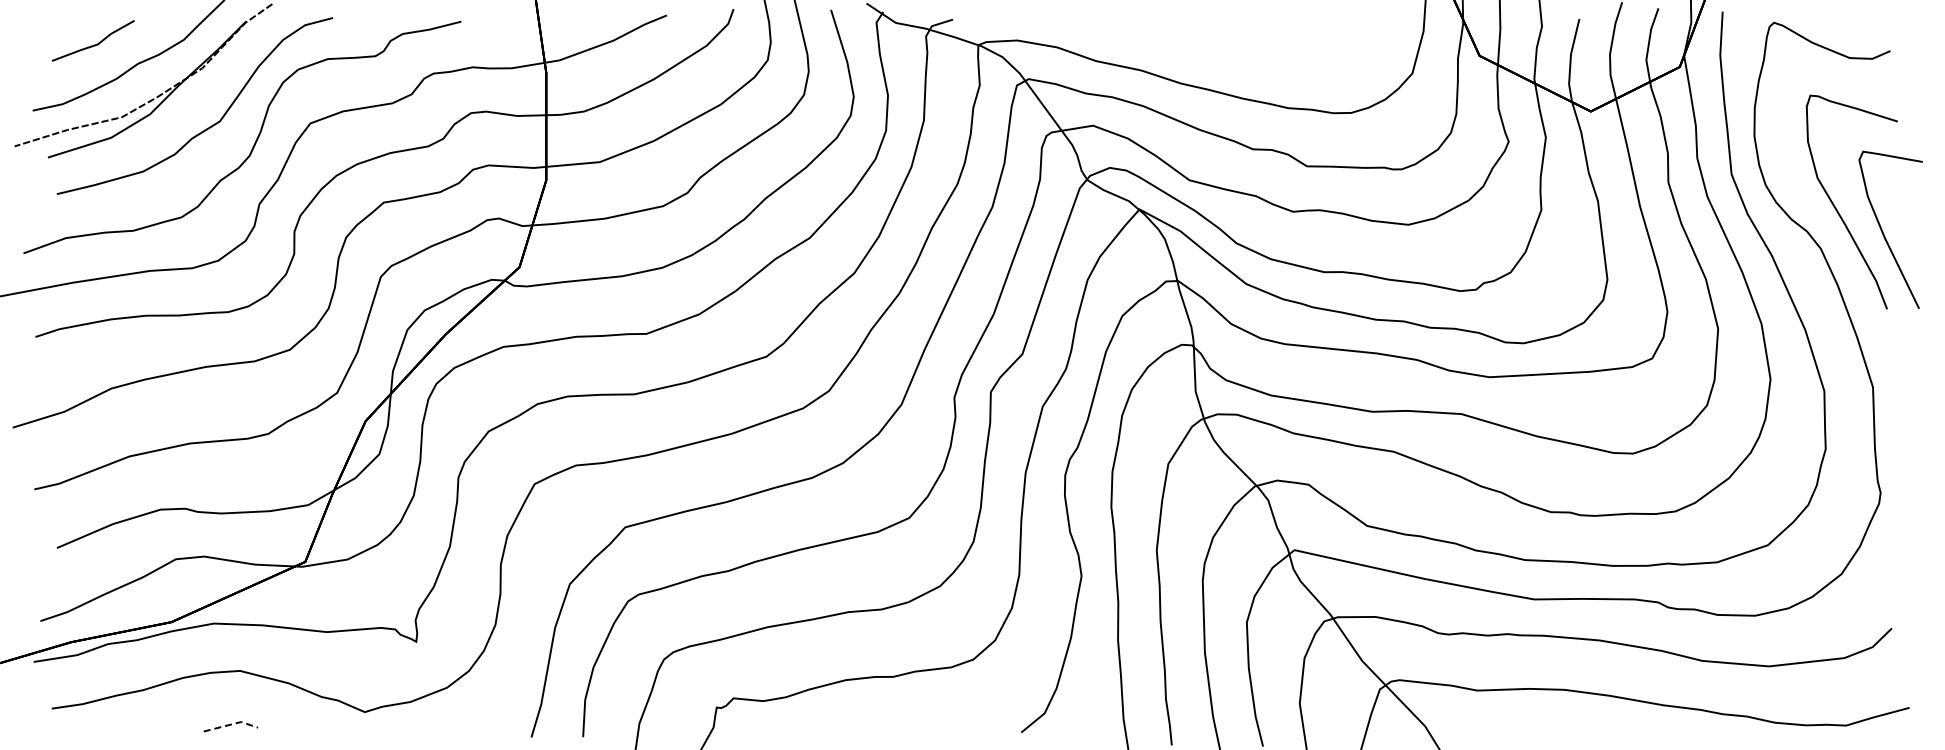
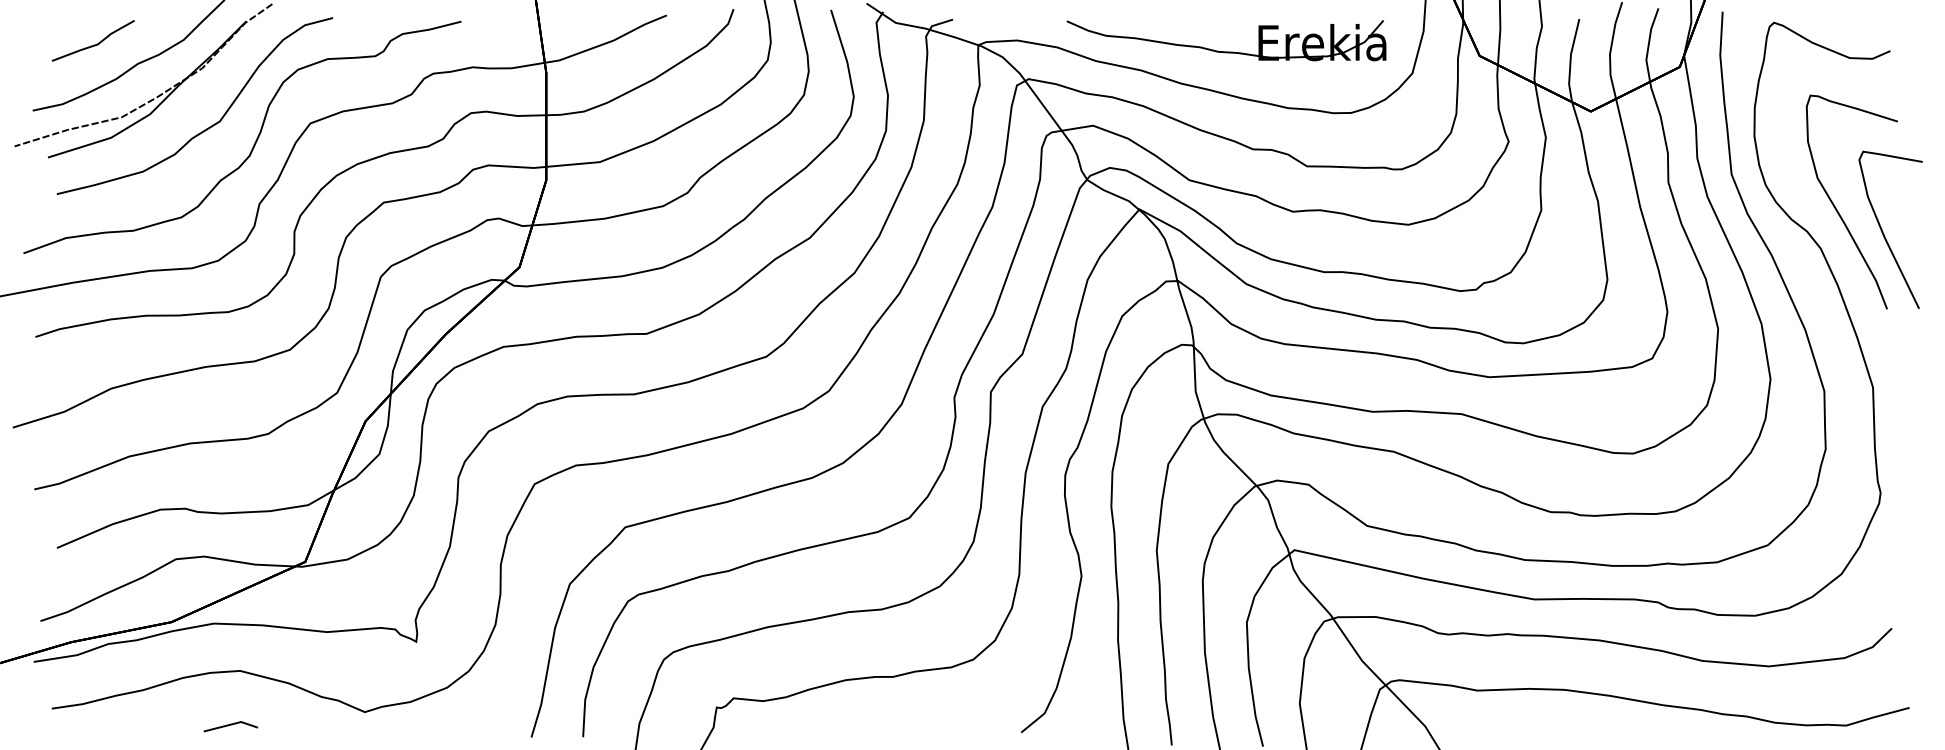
part: none -> present (1226, 51)
line: dashed -> solid (231, 724)
